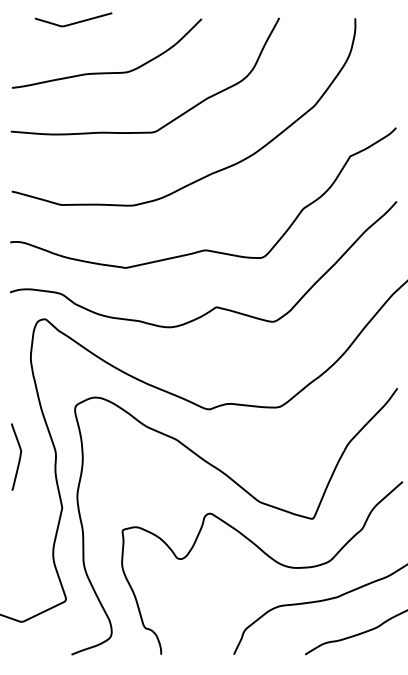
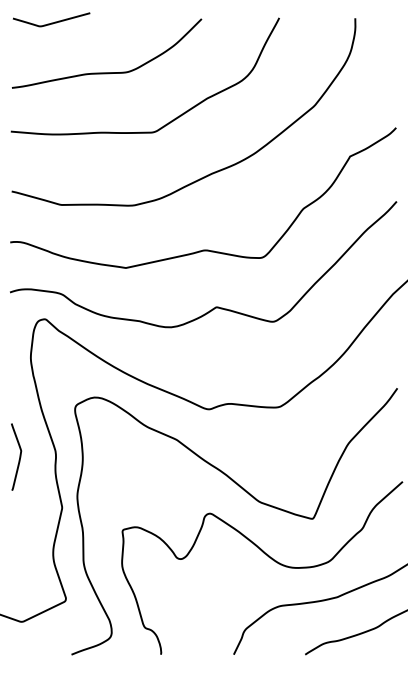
curve position: (73, 22) -> (51, 22) (51, 22)
